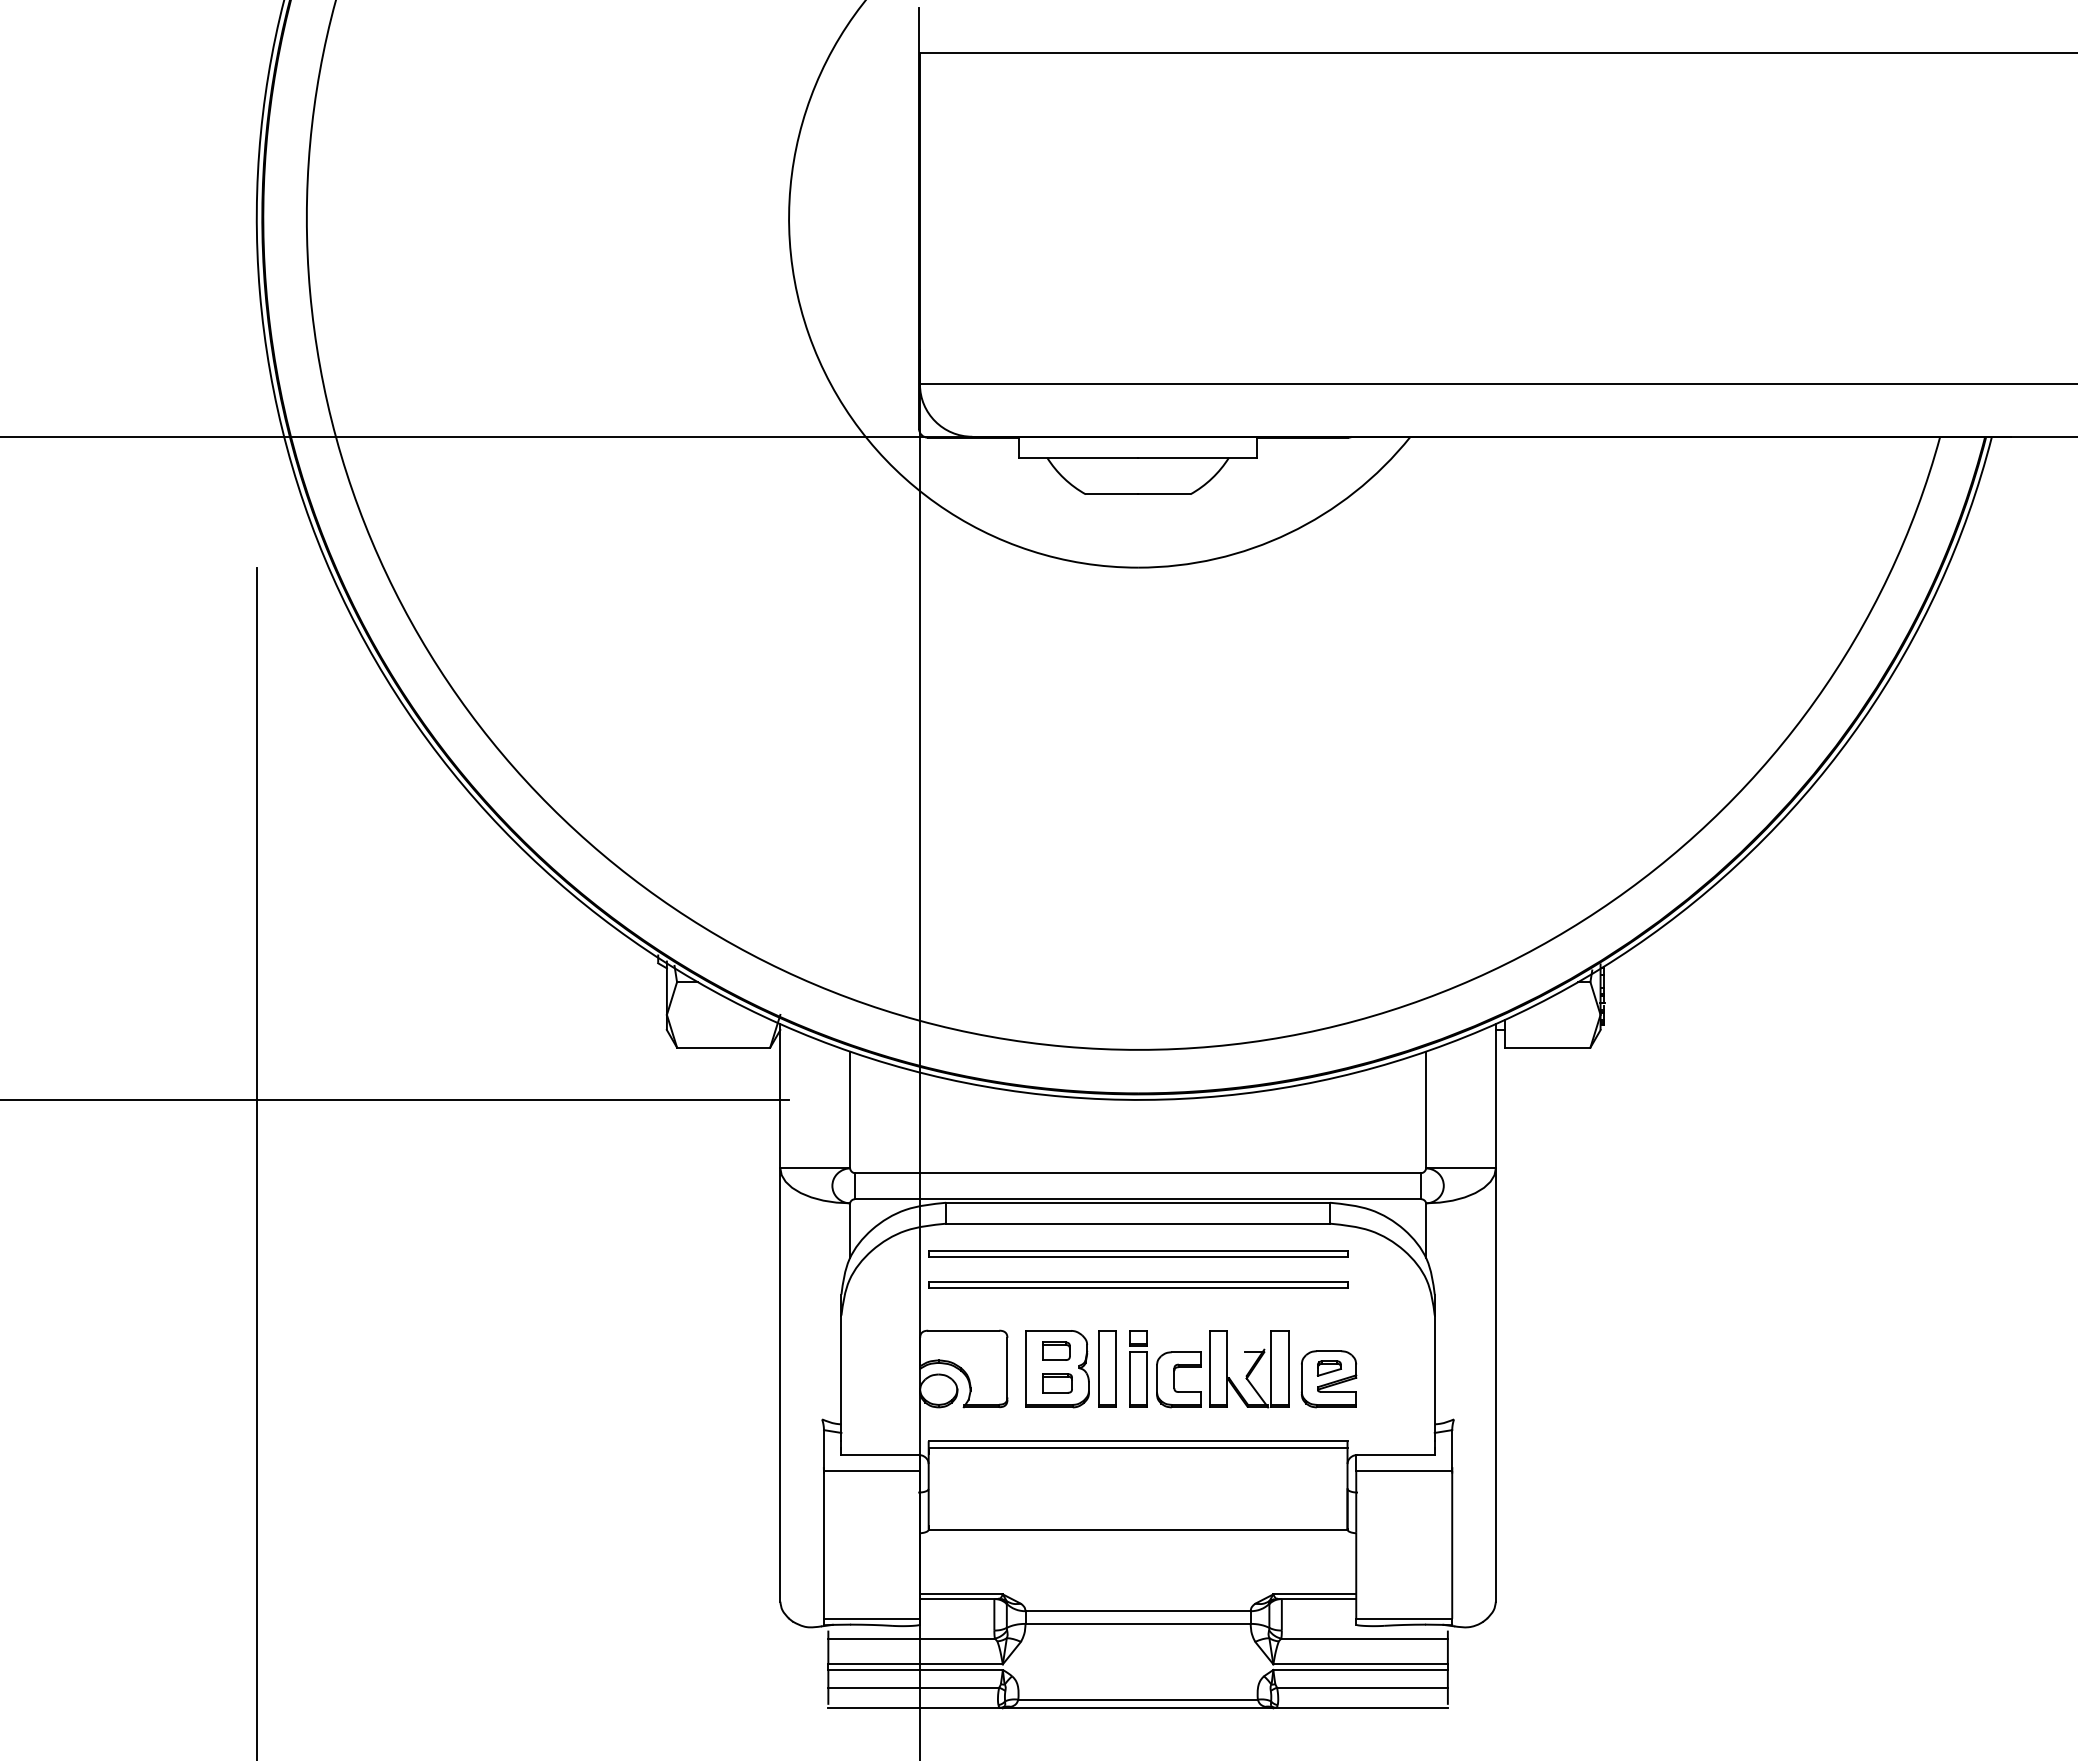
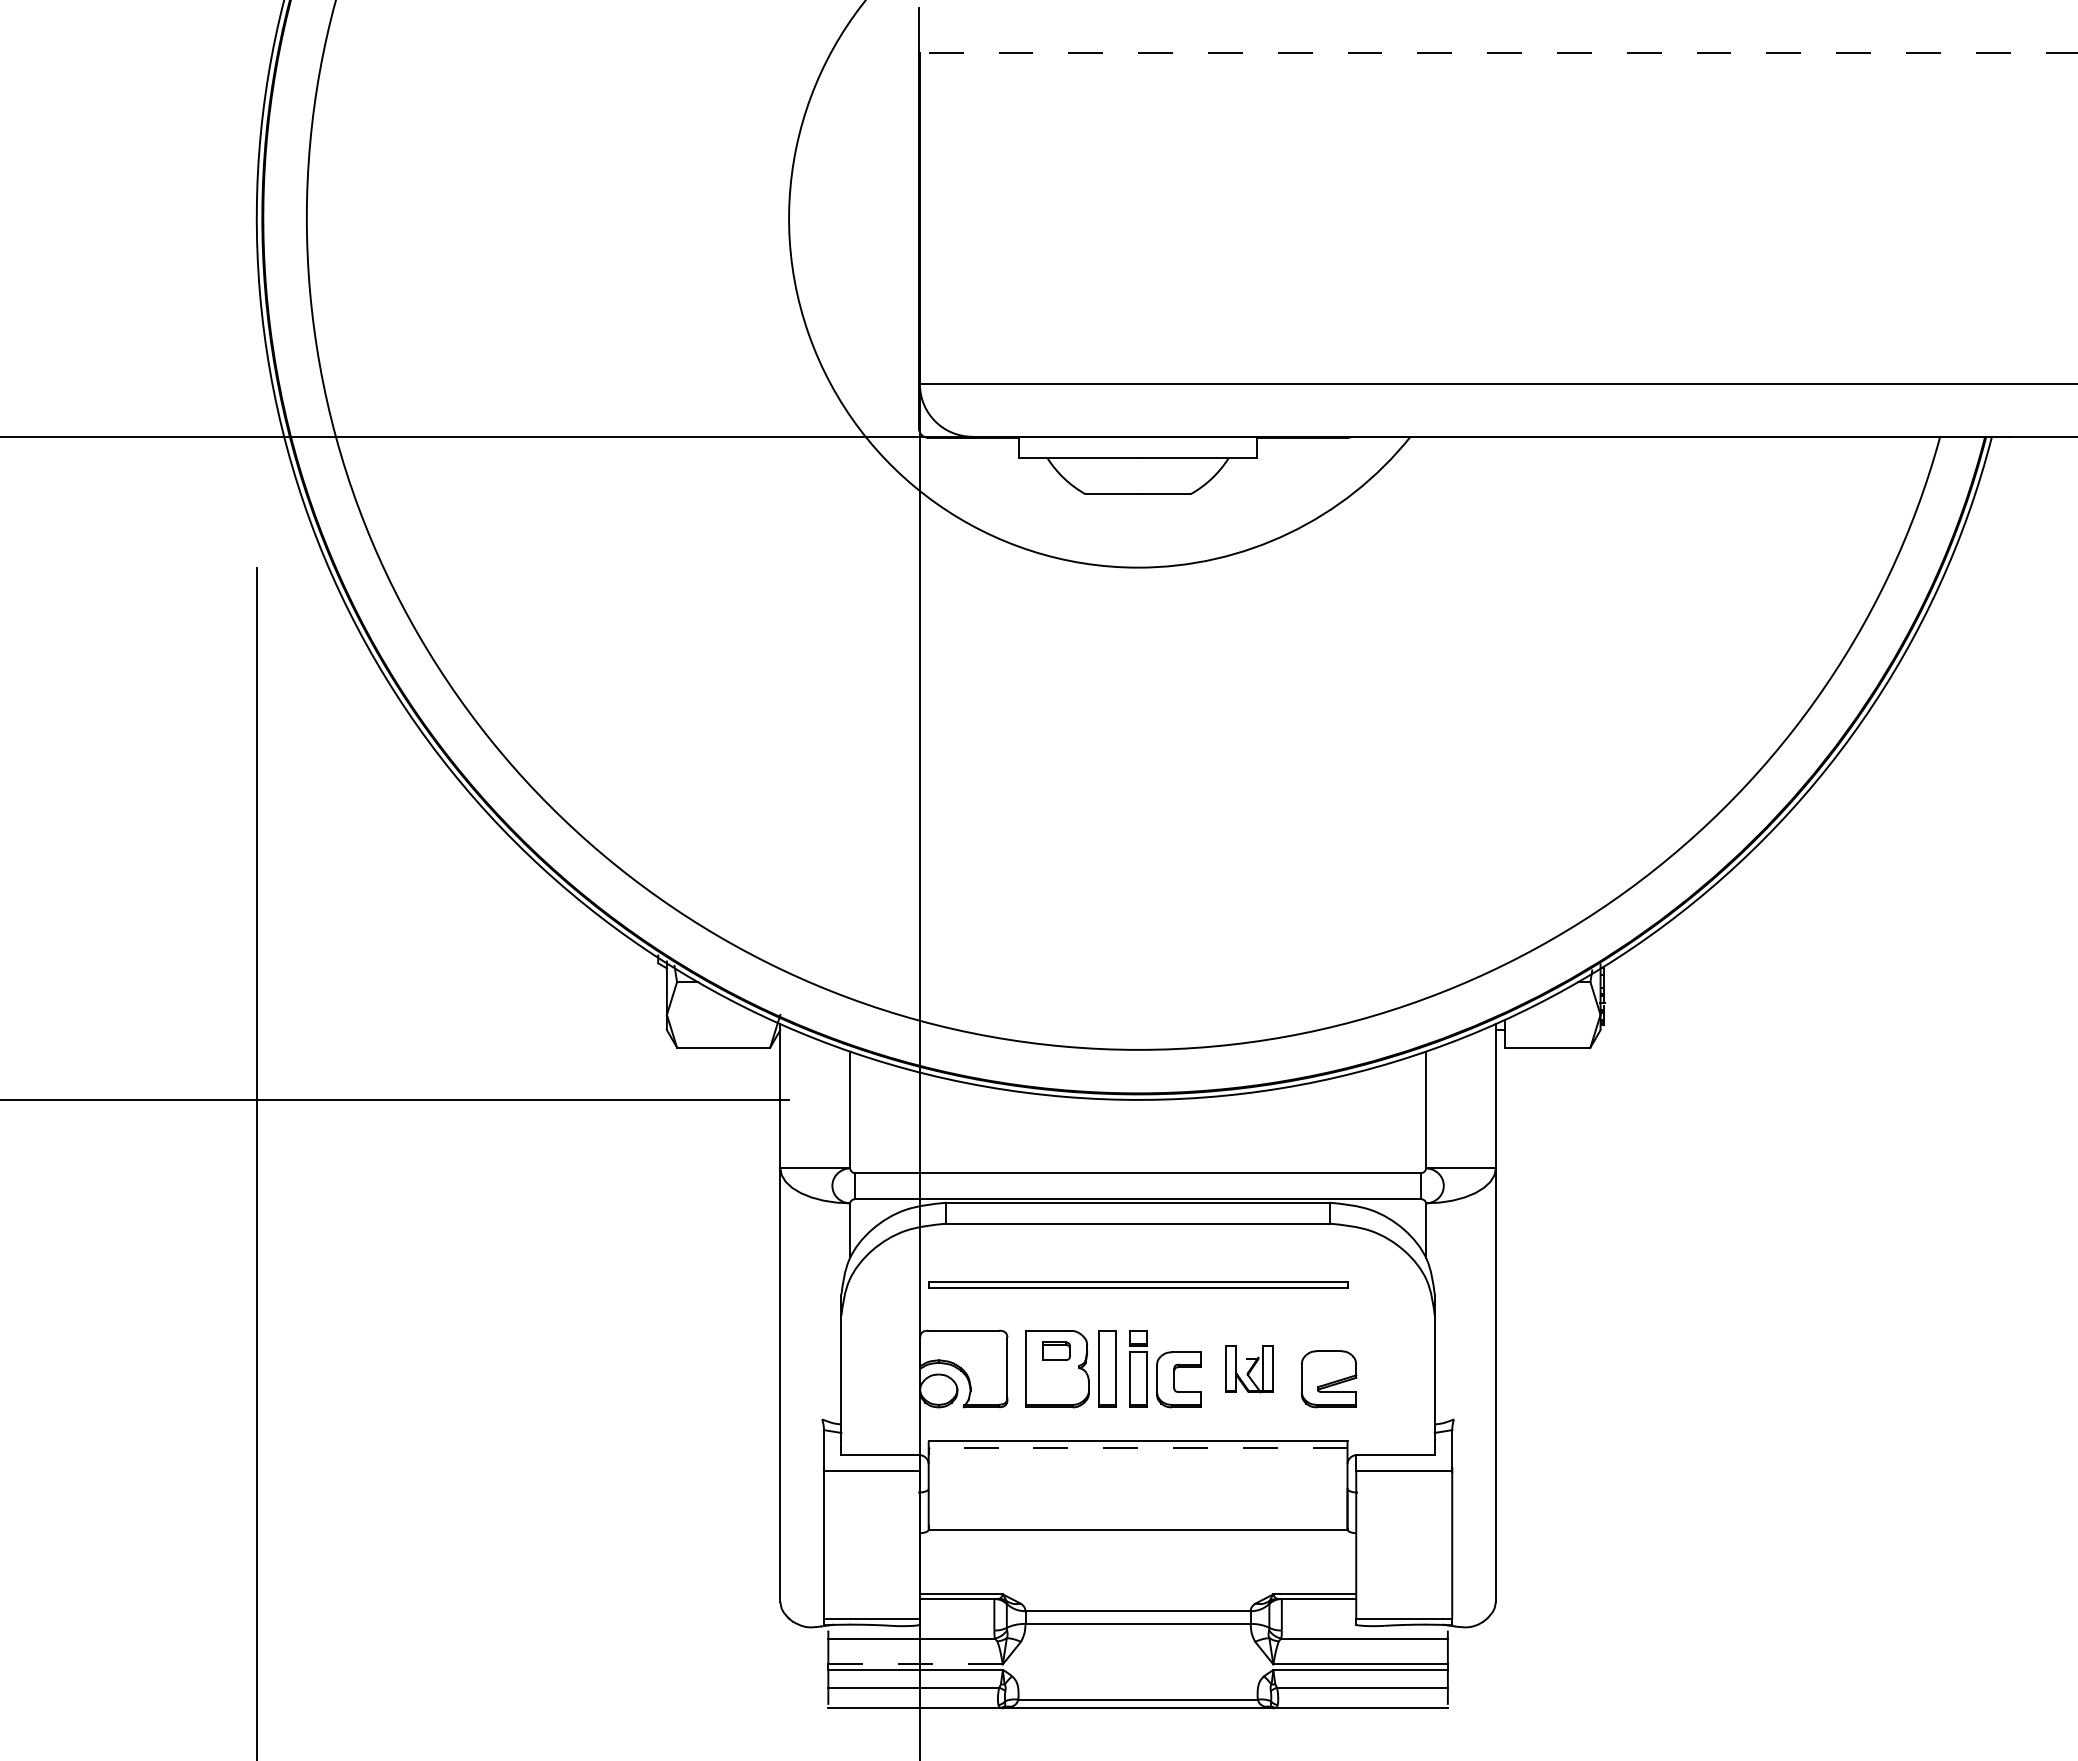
line: solid -> dashed (1498, 52)
part: present -> none (1138, 1253)
part: present -> none (1328, 1368)
part size: 81x79 px -> 49x49 px (1249, 1369)
part: present -> none (1057, 1383)
line: solid -> dashed (1137, 1447)
line: solid -> dashed (916, 1664)
